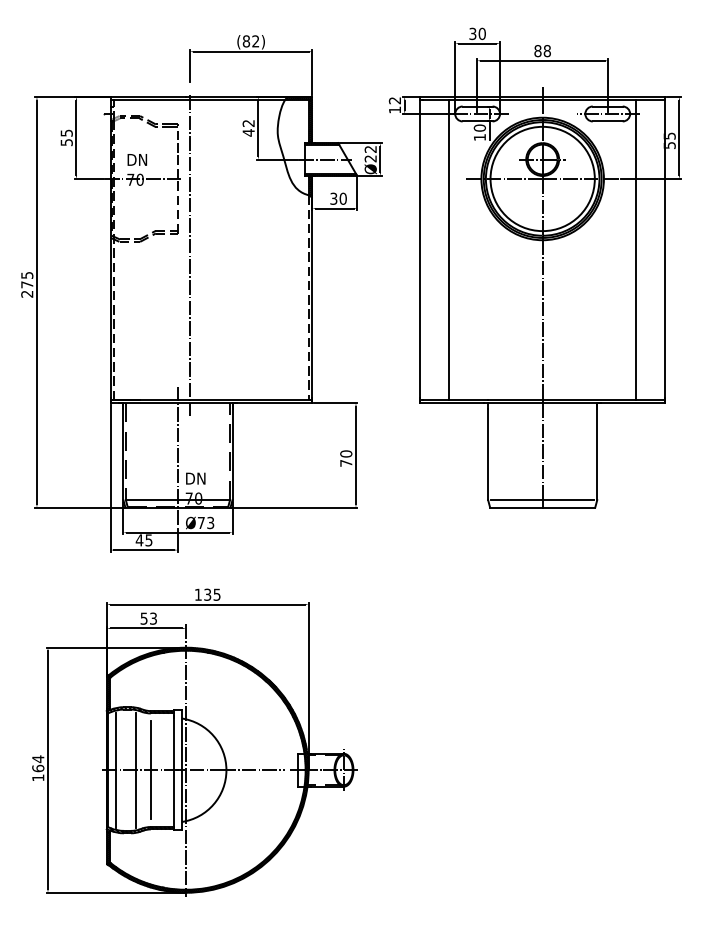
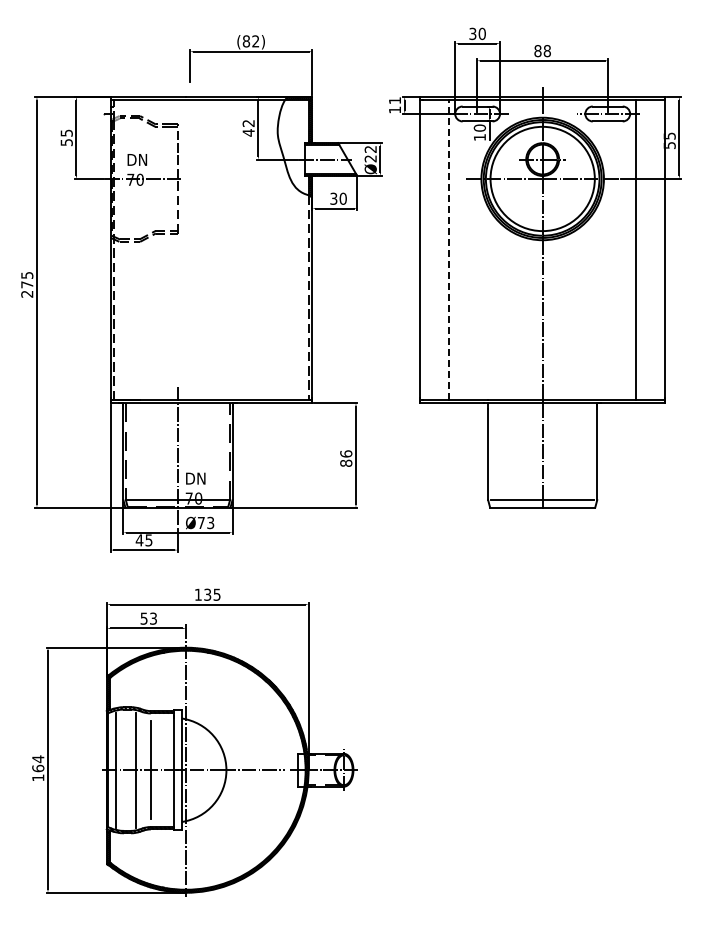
text: 12 -> 11 (394, 100)
line: solid -> dashed (449, 249)
line: present -> none (189, 255)
text: 70 -> 86 (346, 458)
